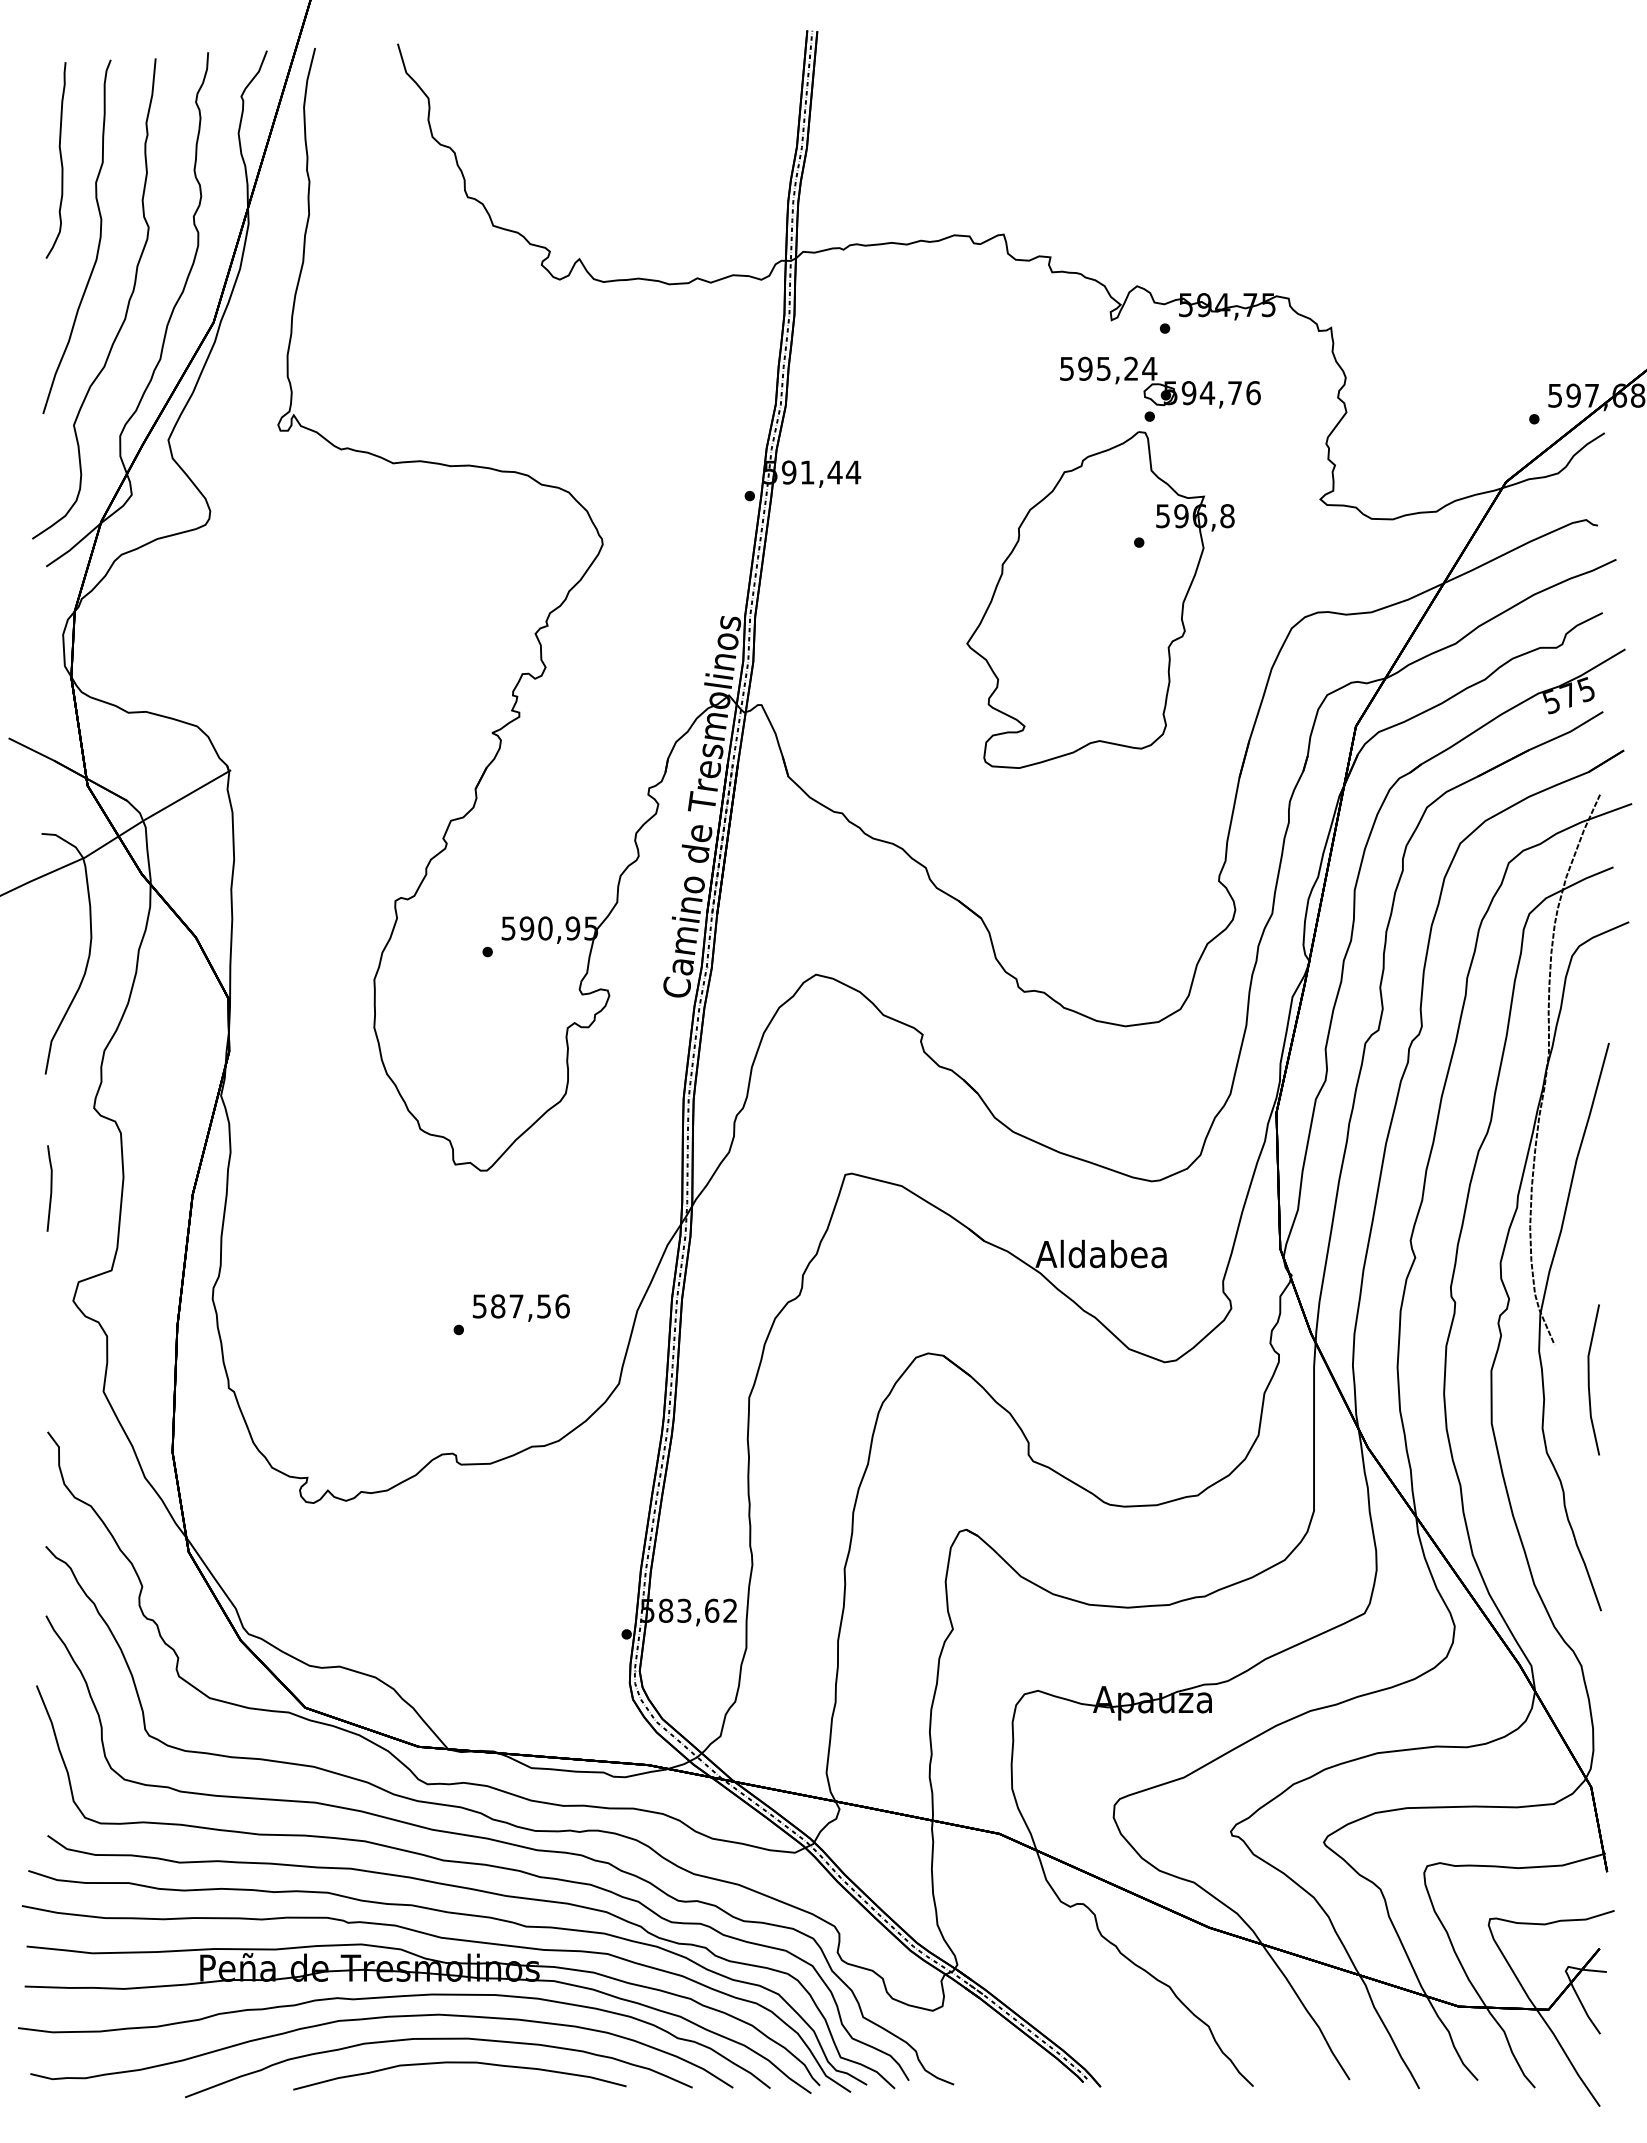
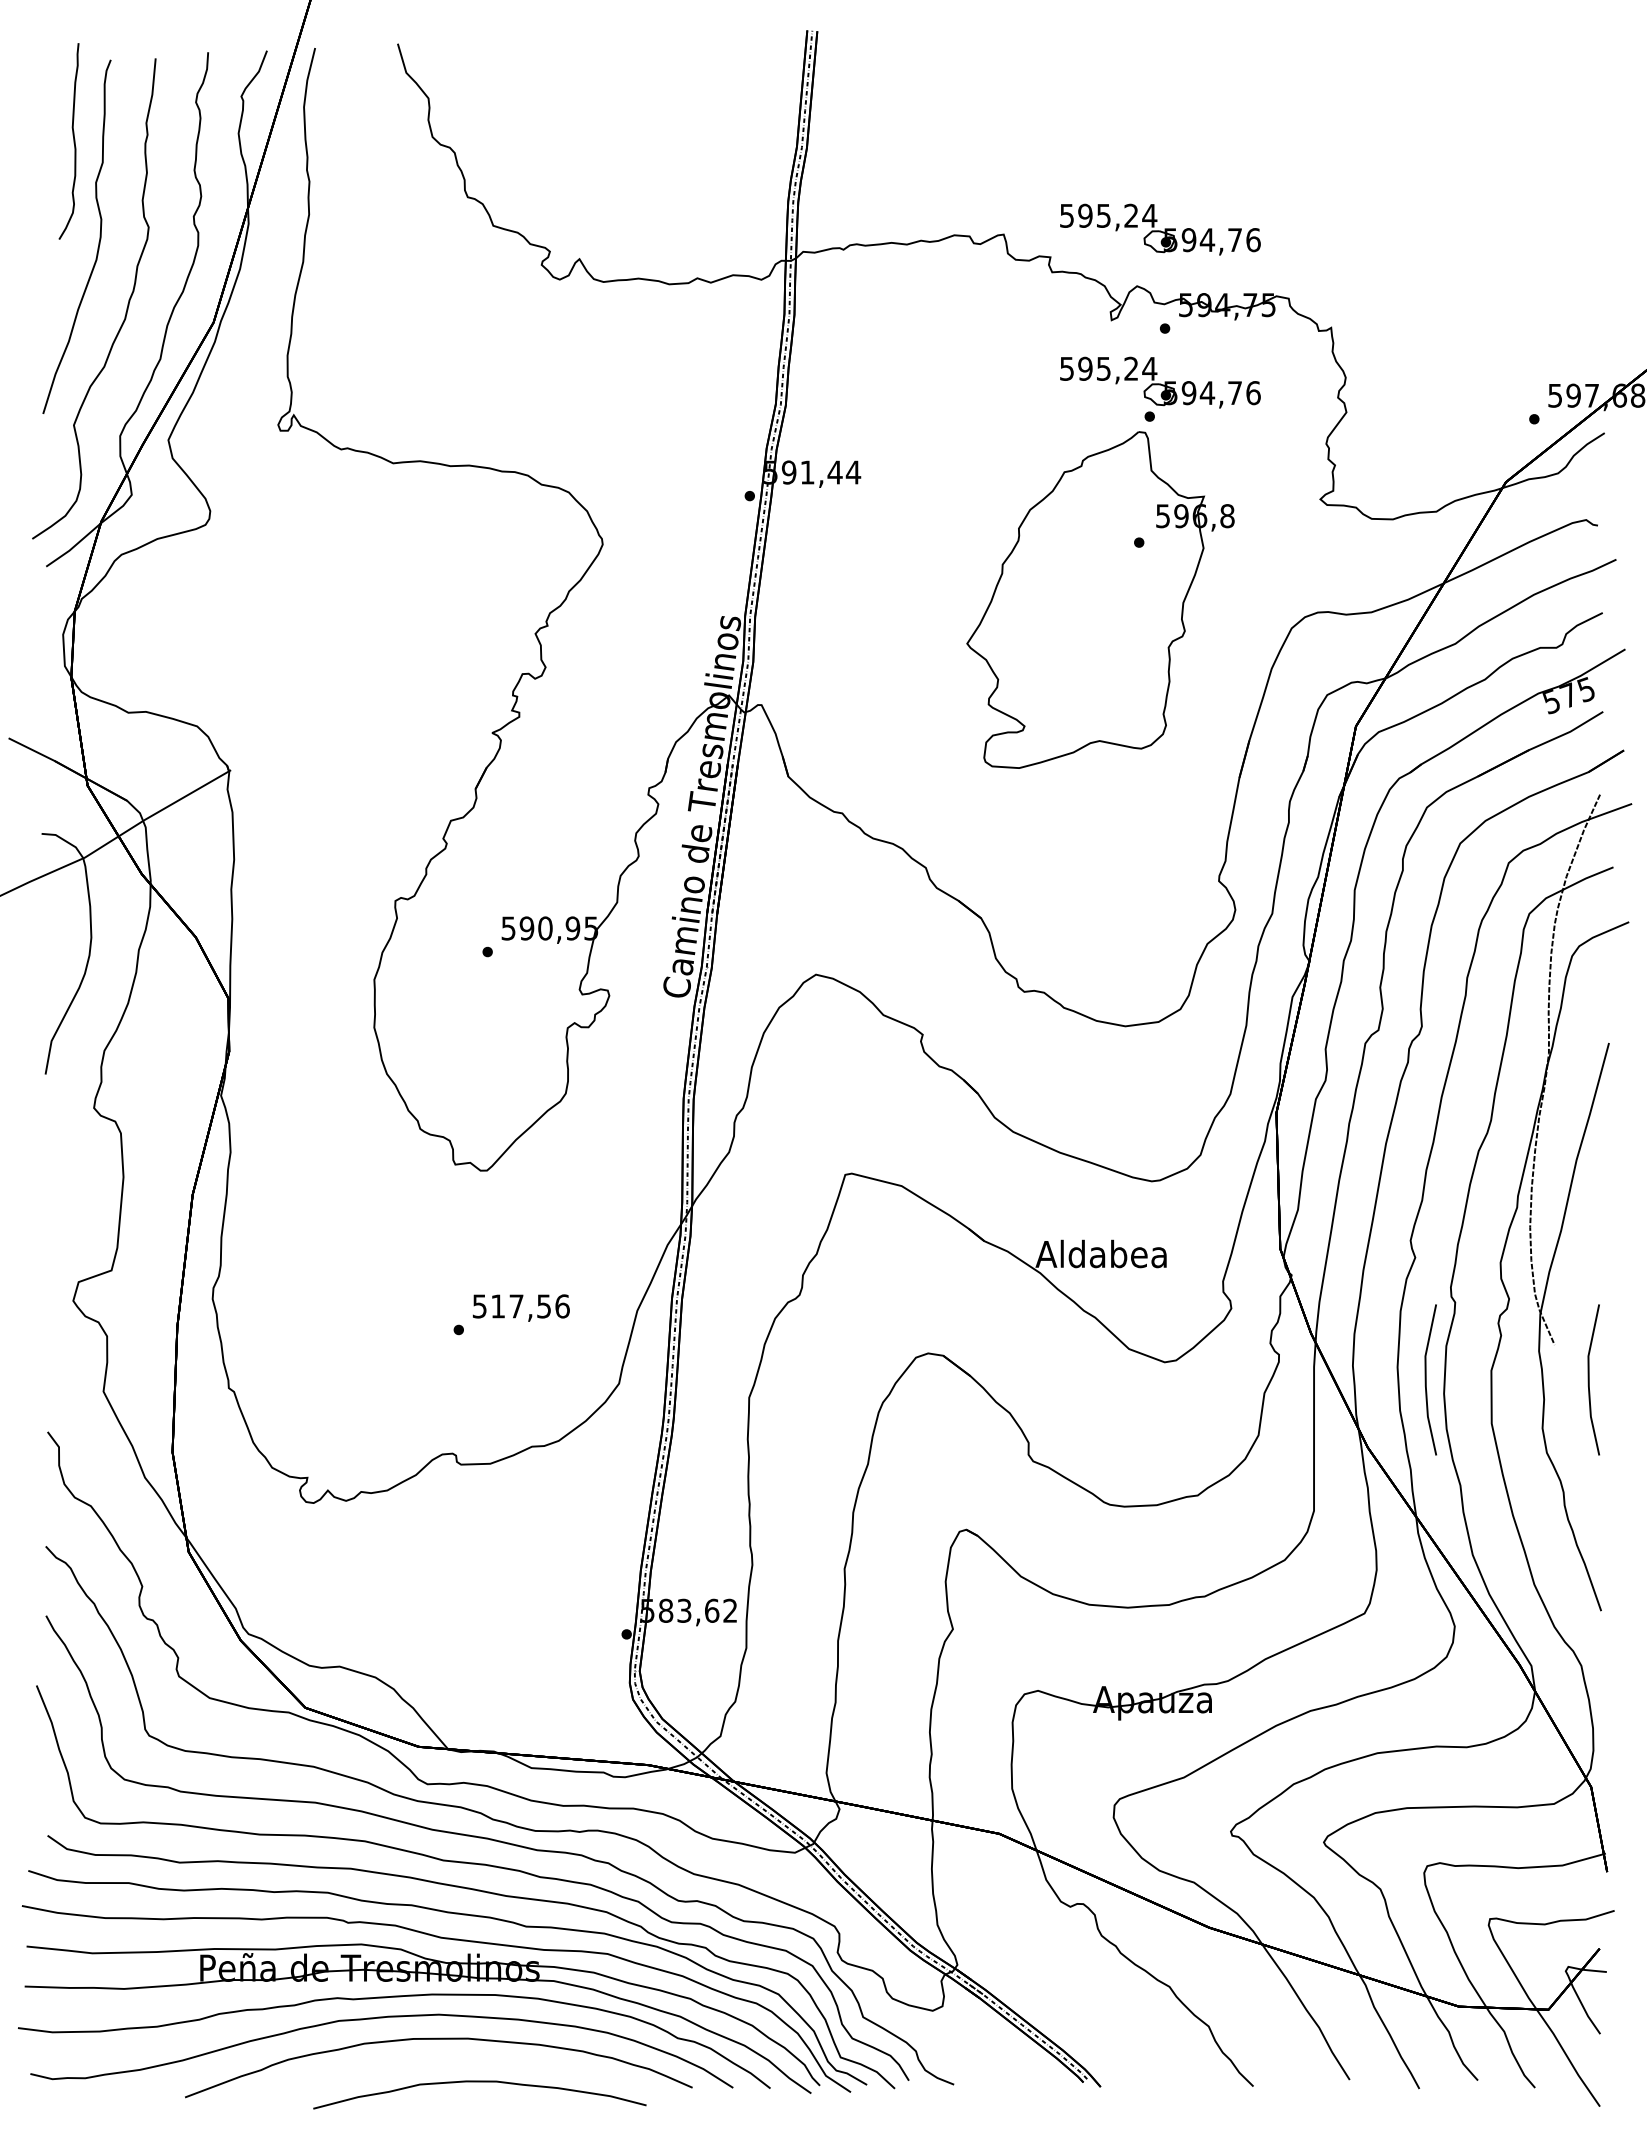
curve position: (60, 160) -> (73, 141) (73, 141)
part: none -> present (1160, 229)
line: present -> none (50, 1188)
text: 587,56 -> 517,56 (498, 1306)
line: none -> present (1426, 1379)
curve position: (459, 2063) -> (479, 2082) (479, 2082)
